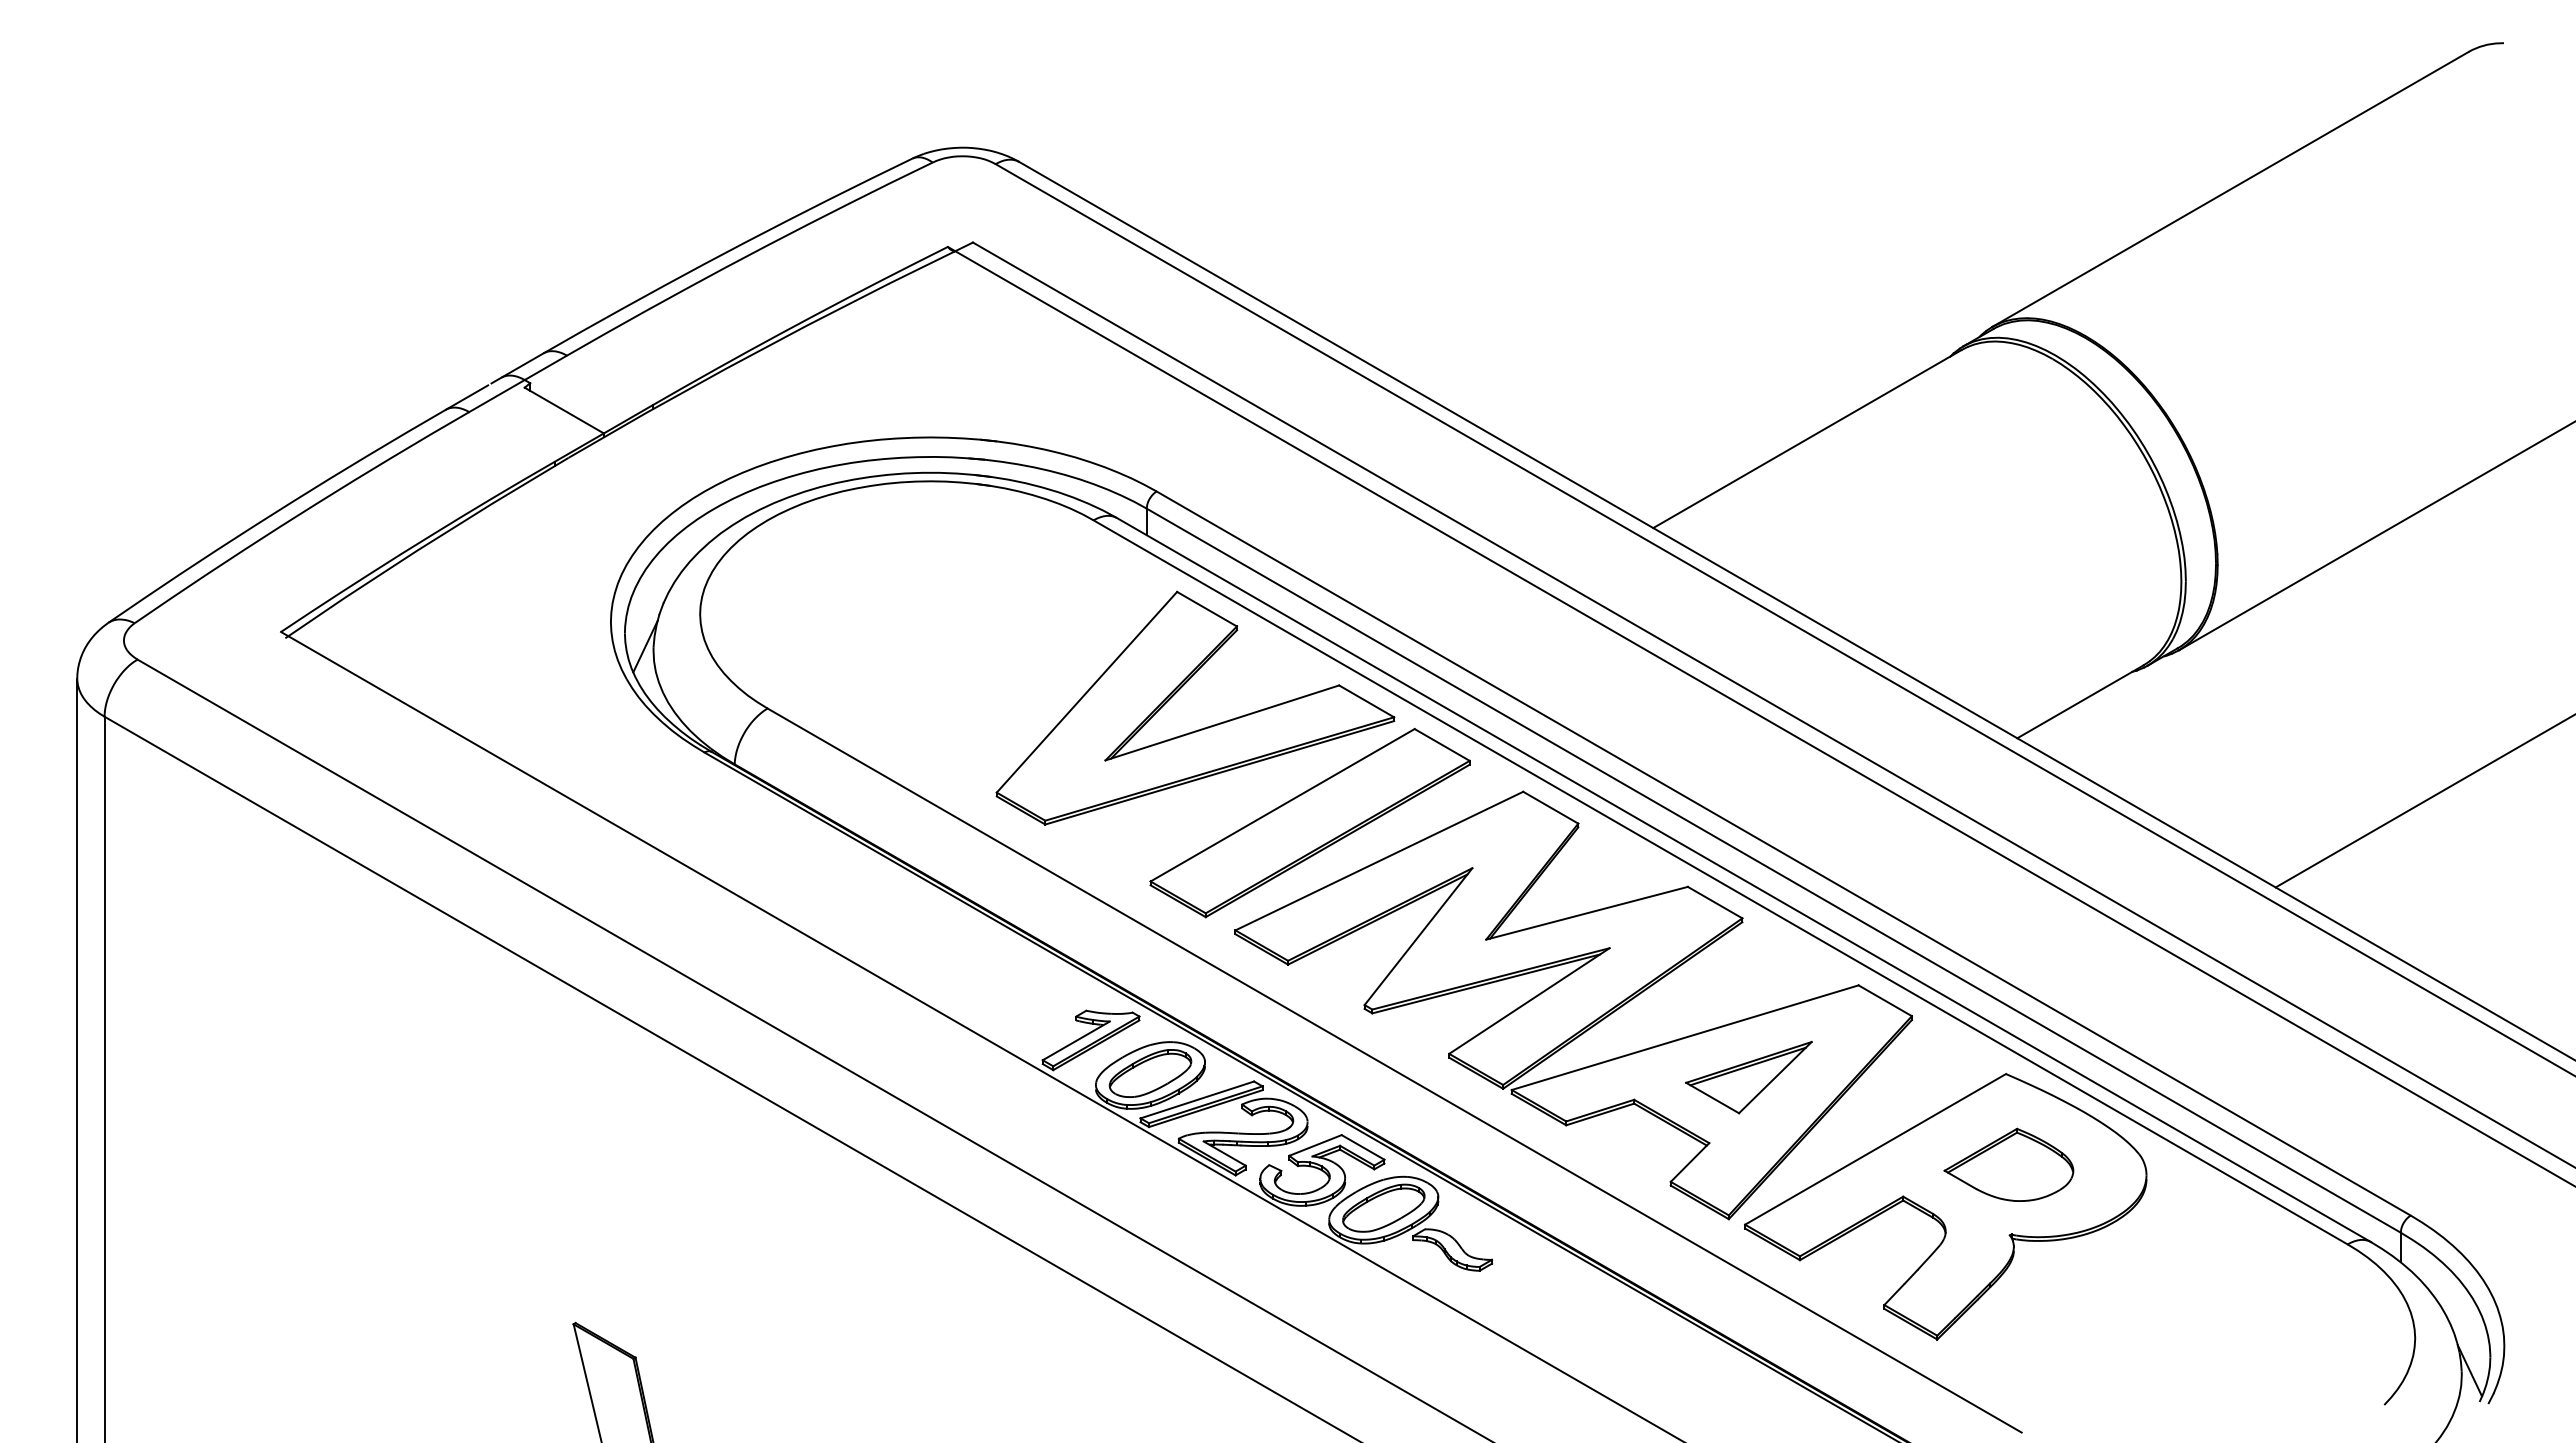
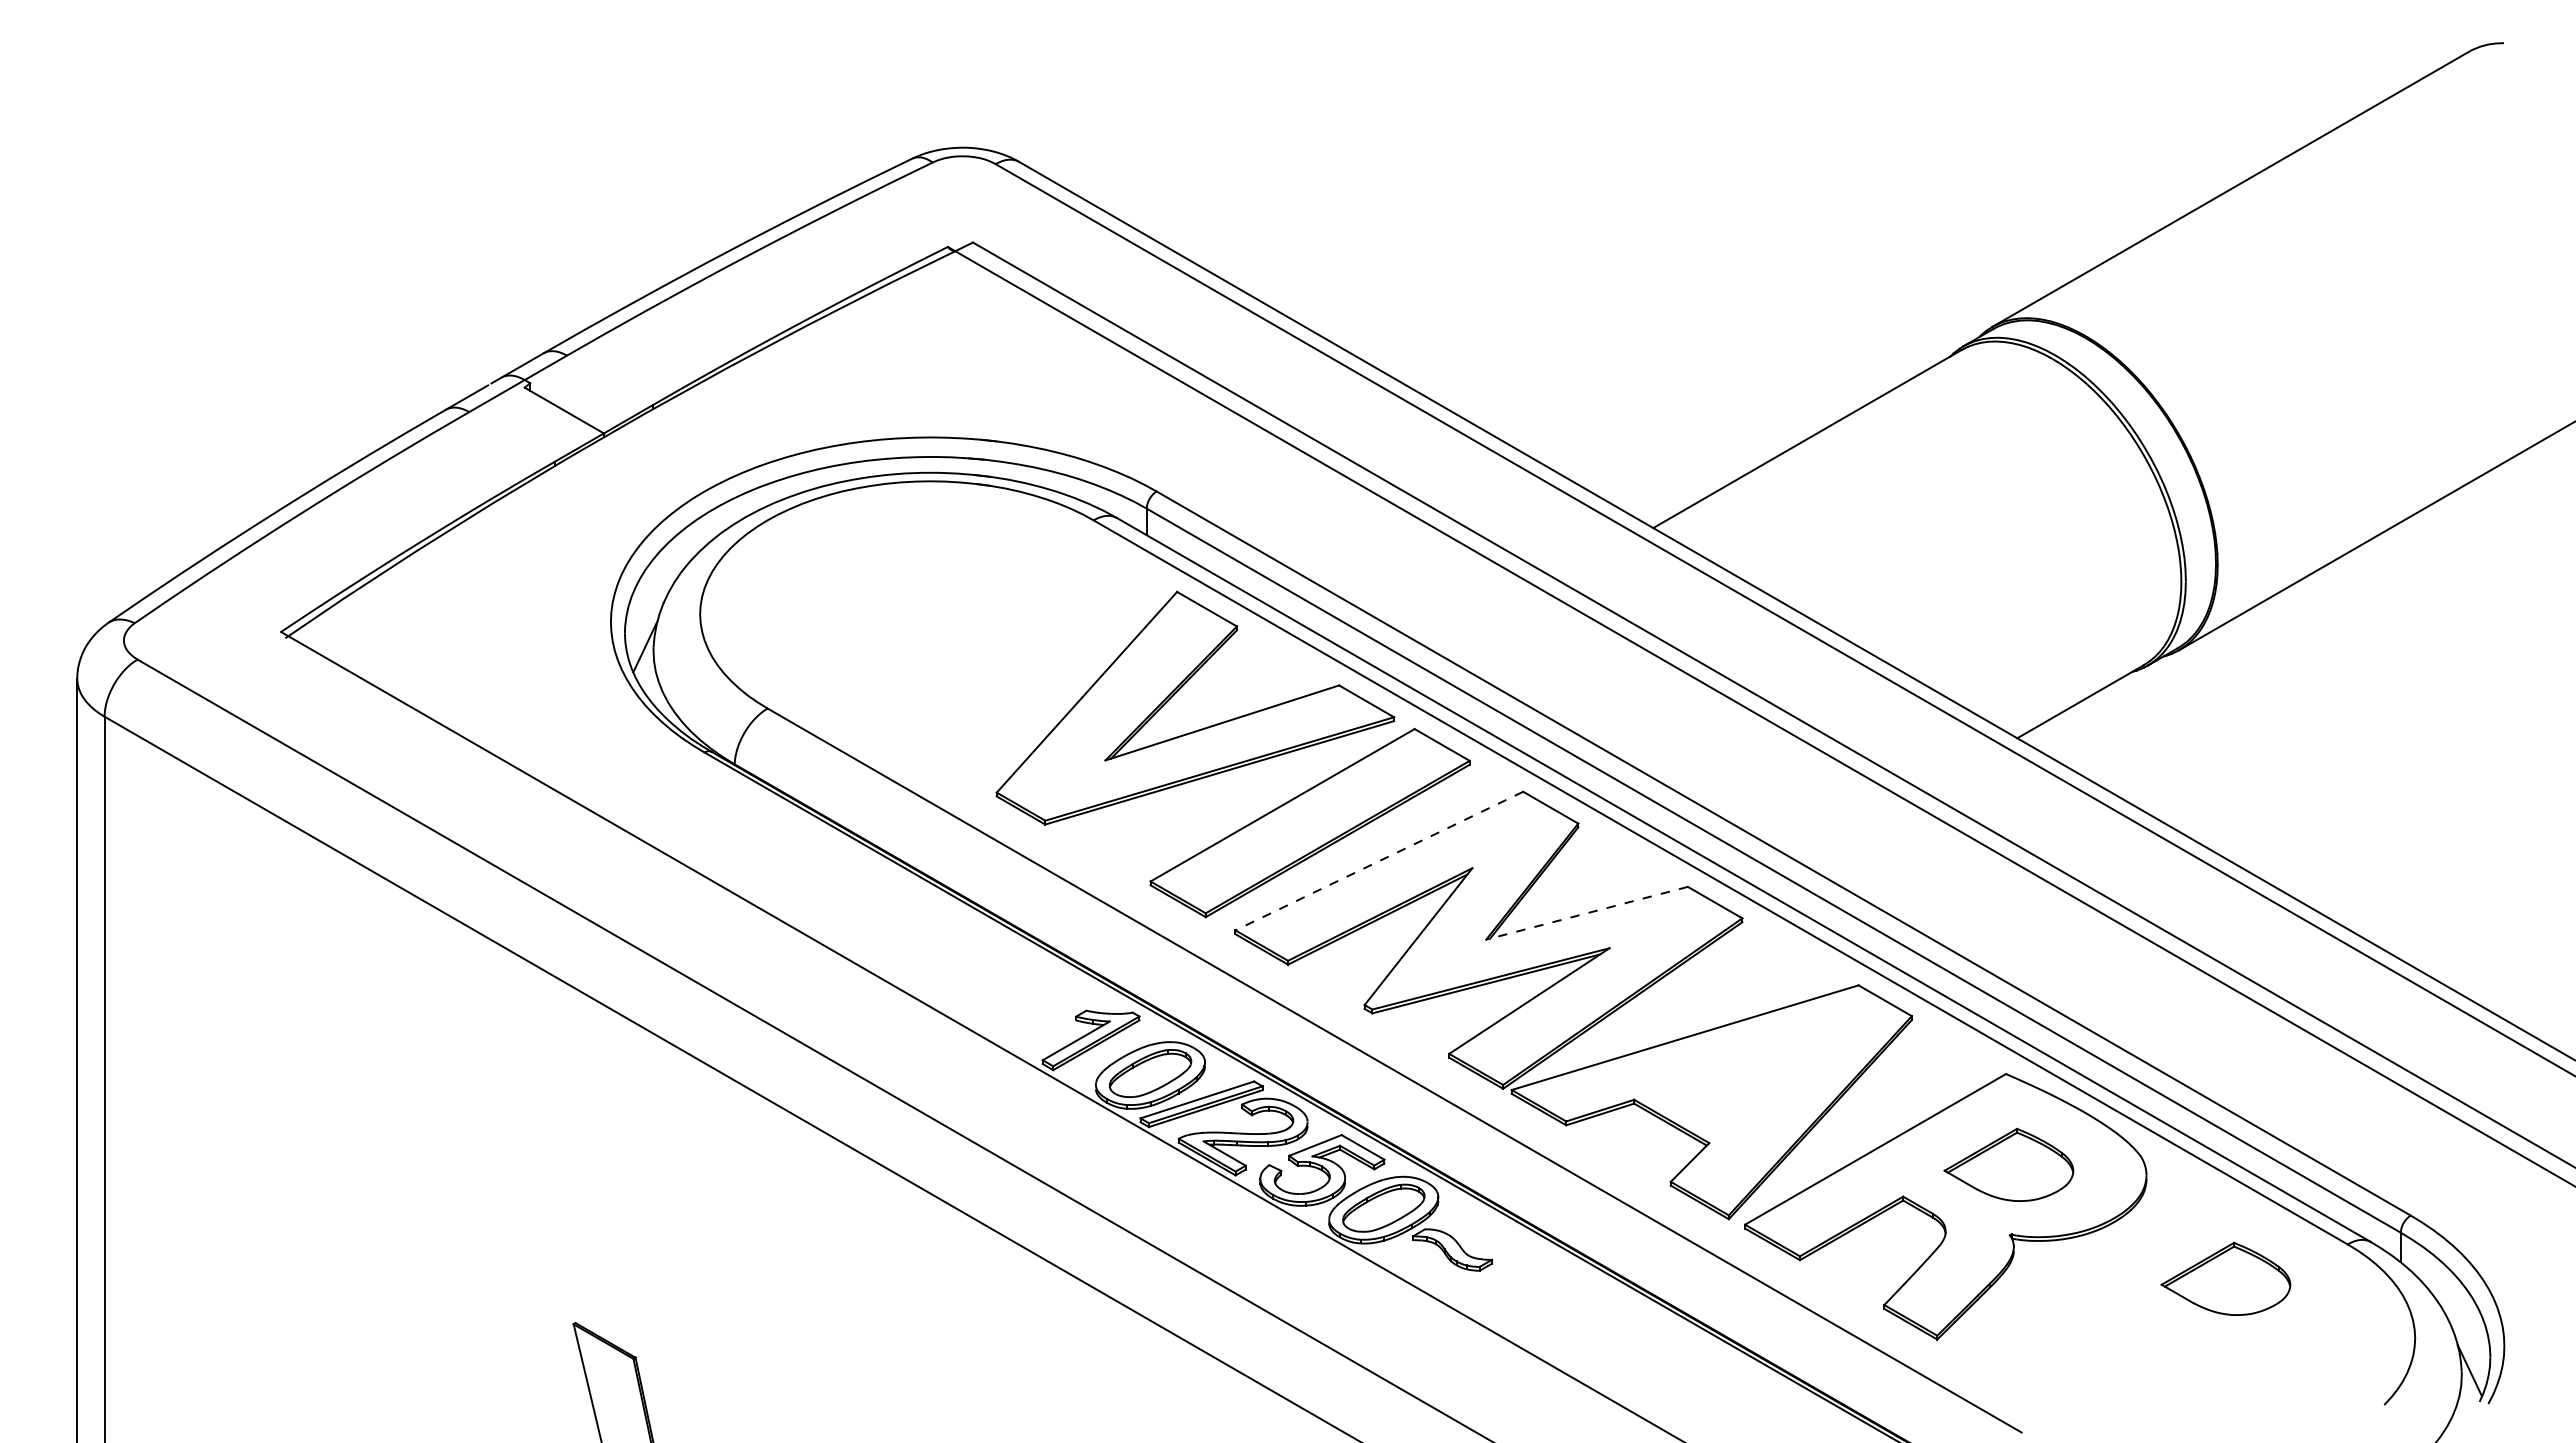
line: present -> none (2423, 801)
line: solid -> dashed (1379, 861)
line: solid -> dashed (1586, 913)
part: present -> none (1748, 1077)
part: none -> present (2225, 1278)
